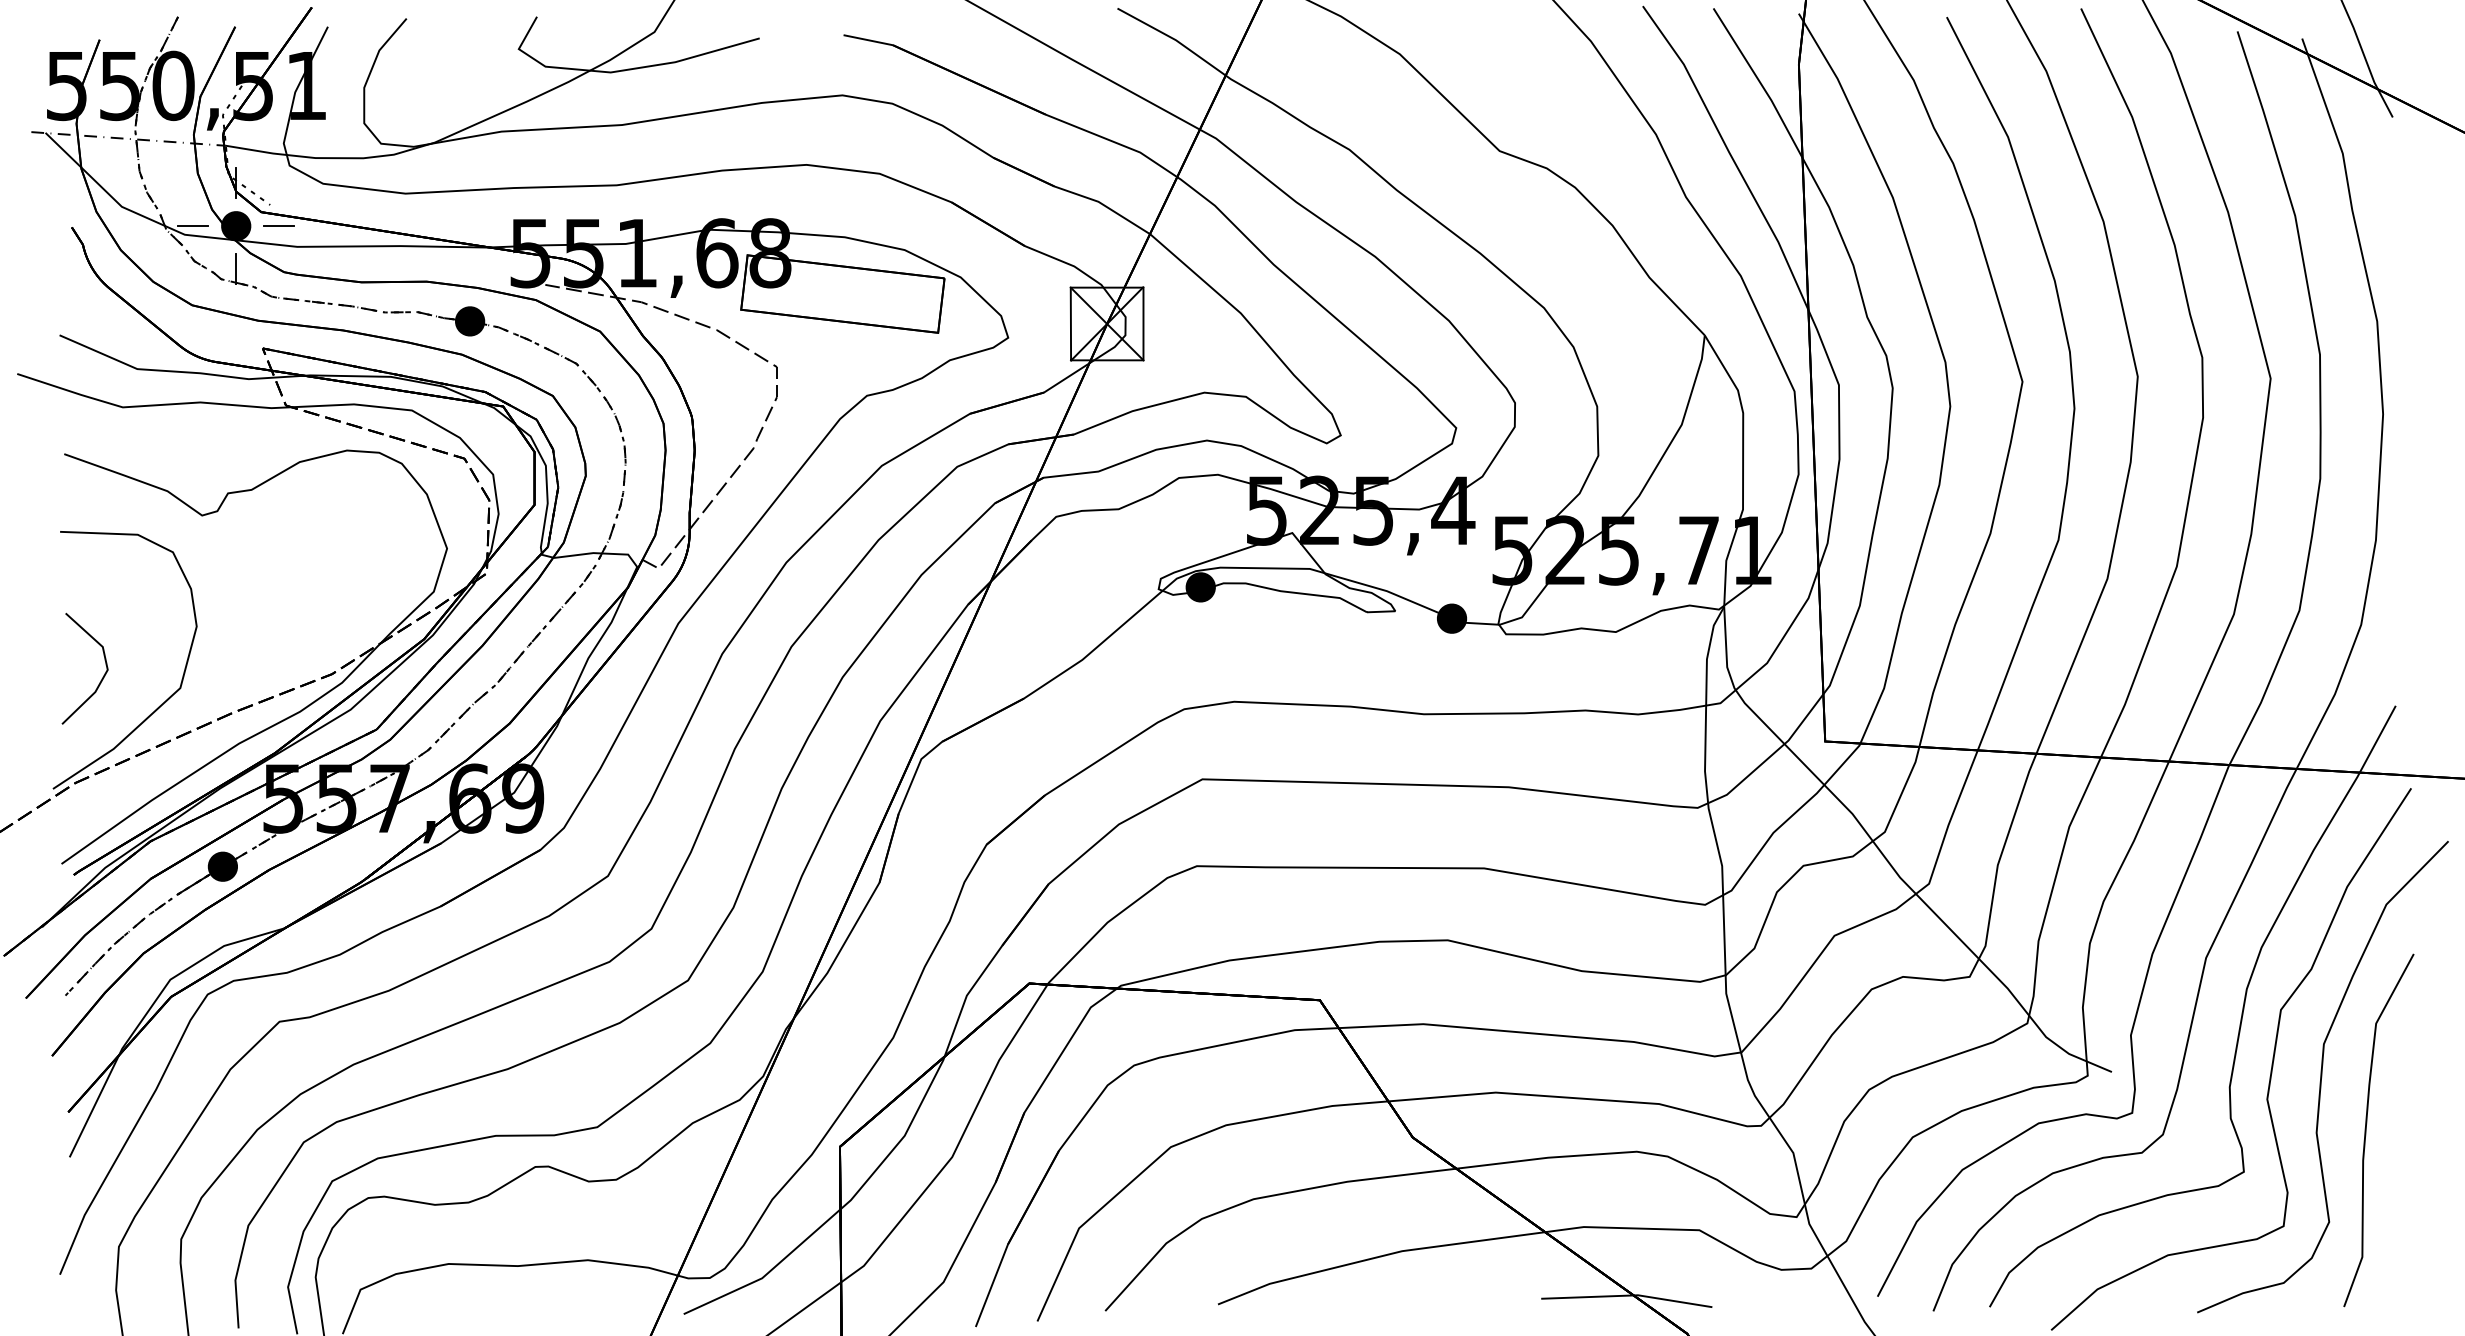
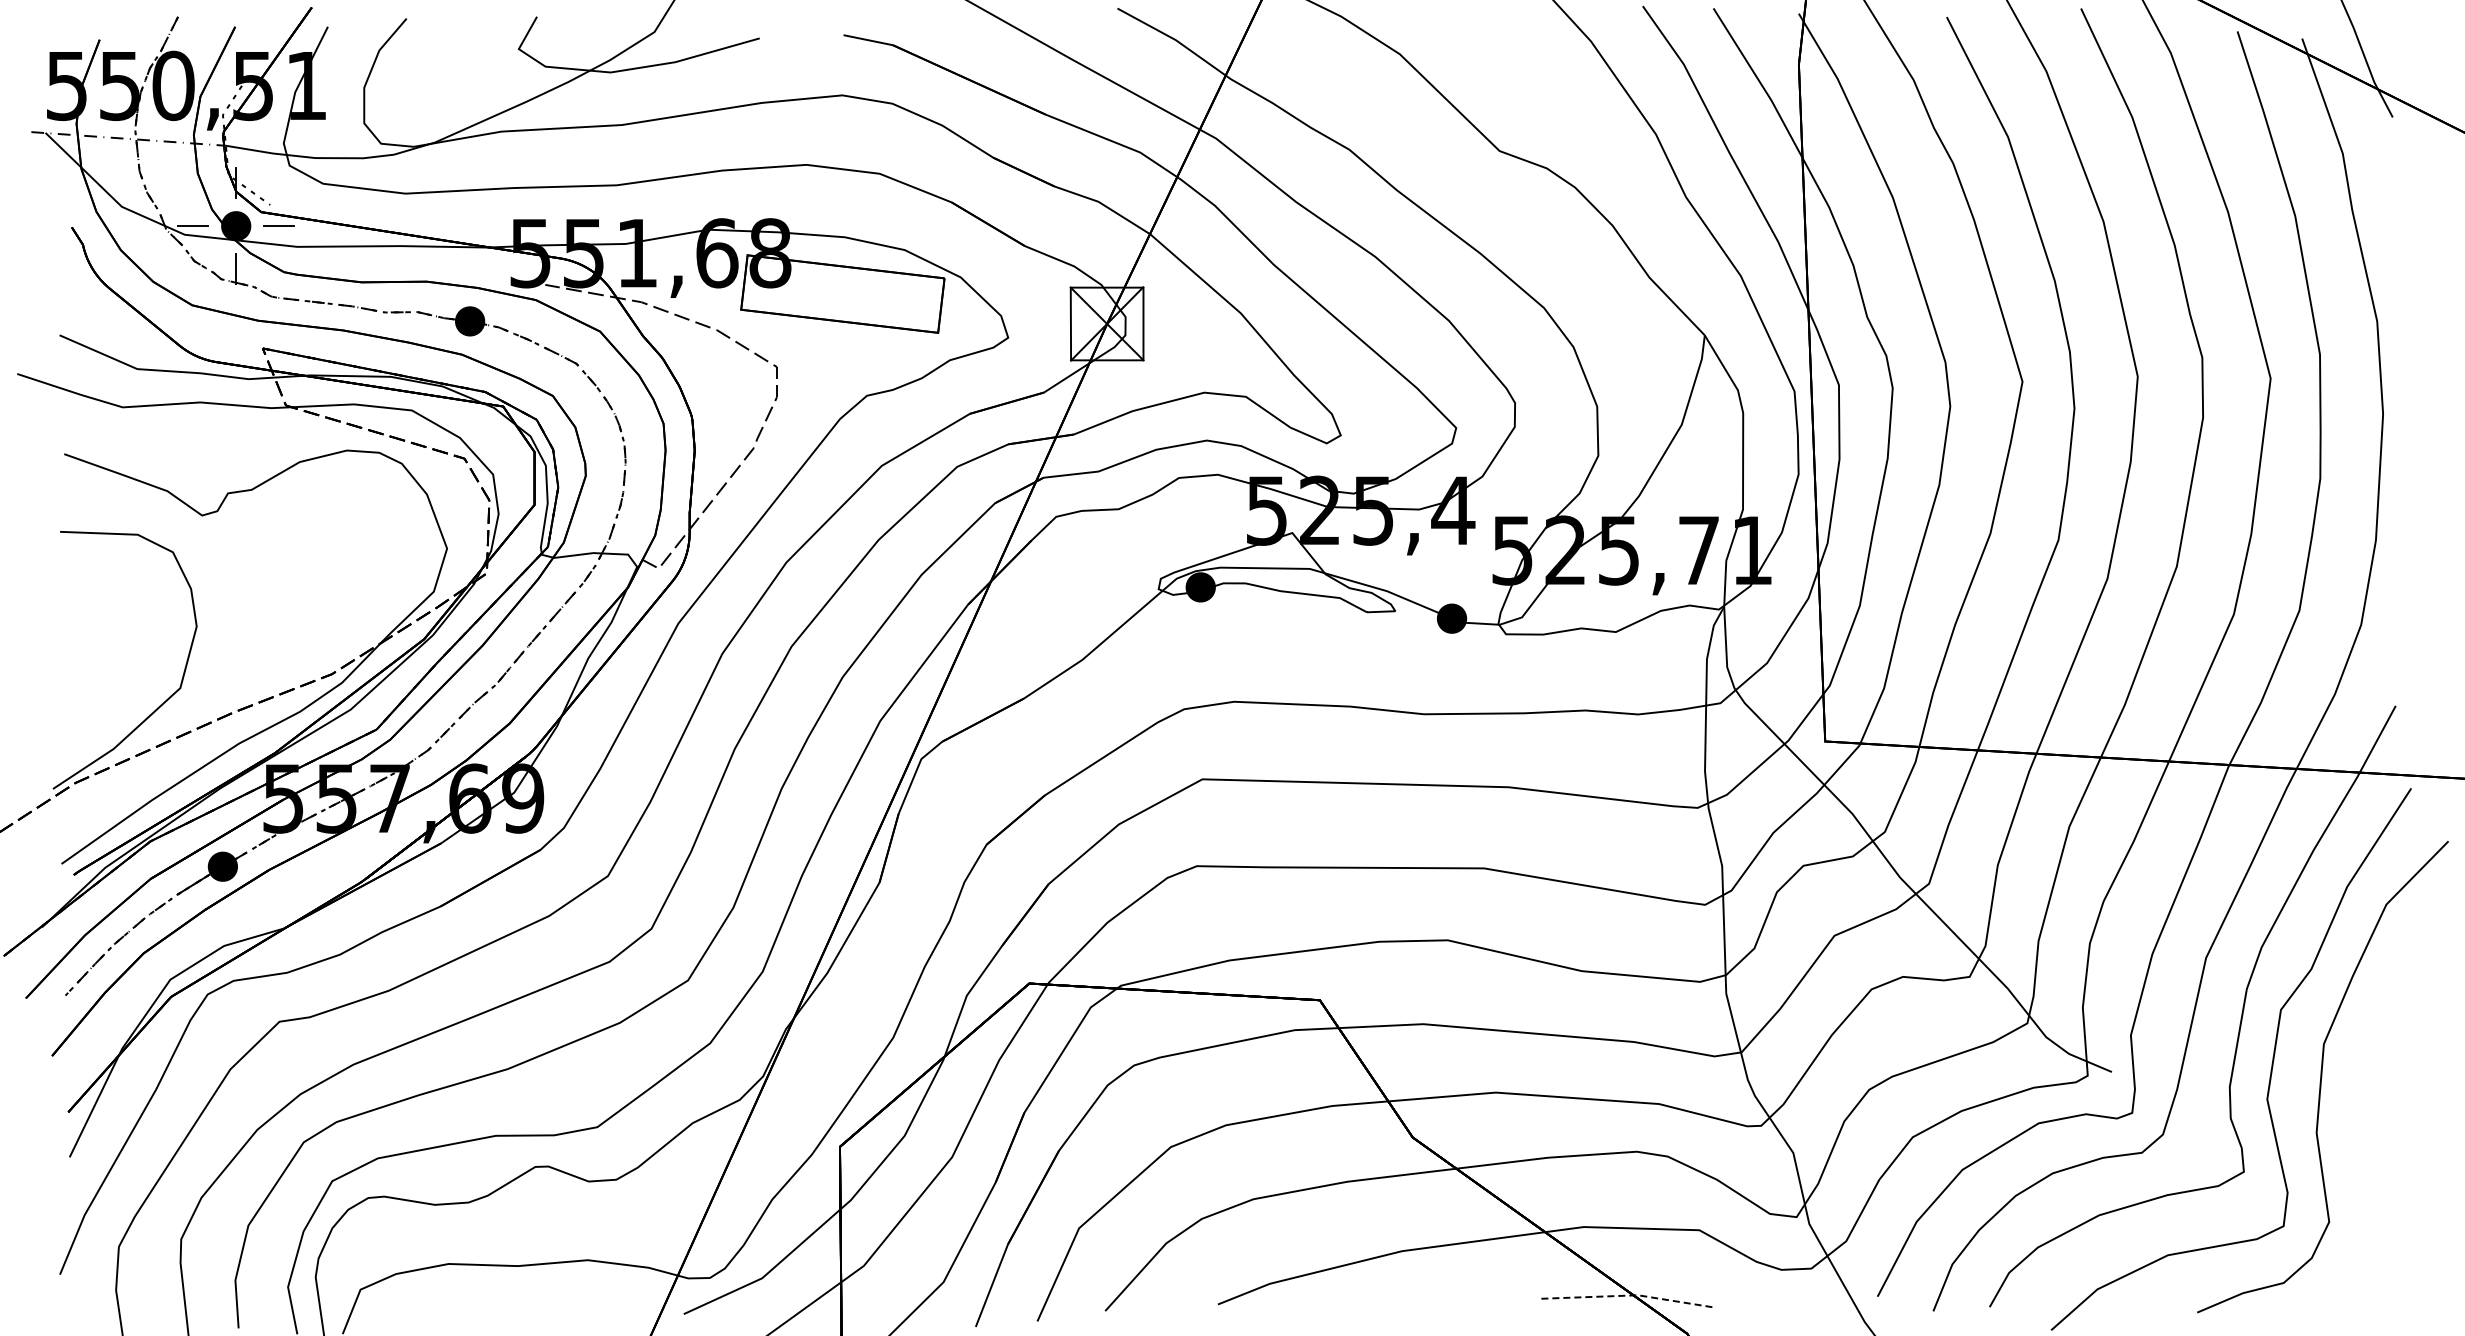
line: present -> none (101, 678)
curve: present -> none (2366, 1130)
line: solid -> dashed (1628, 1295)
